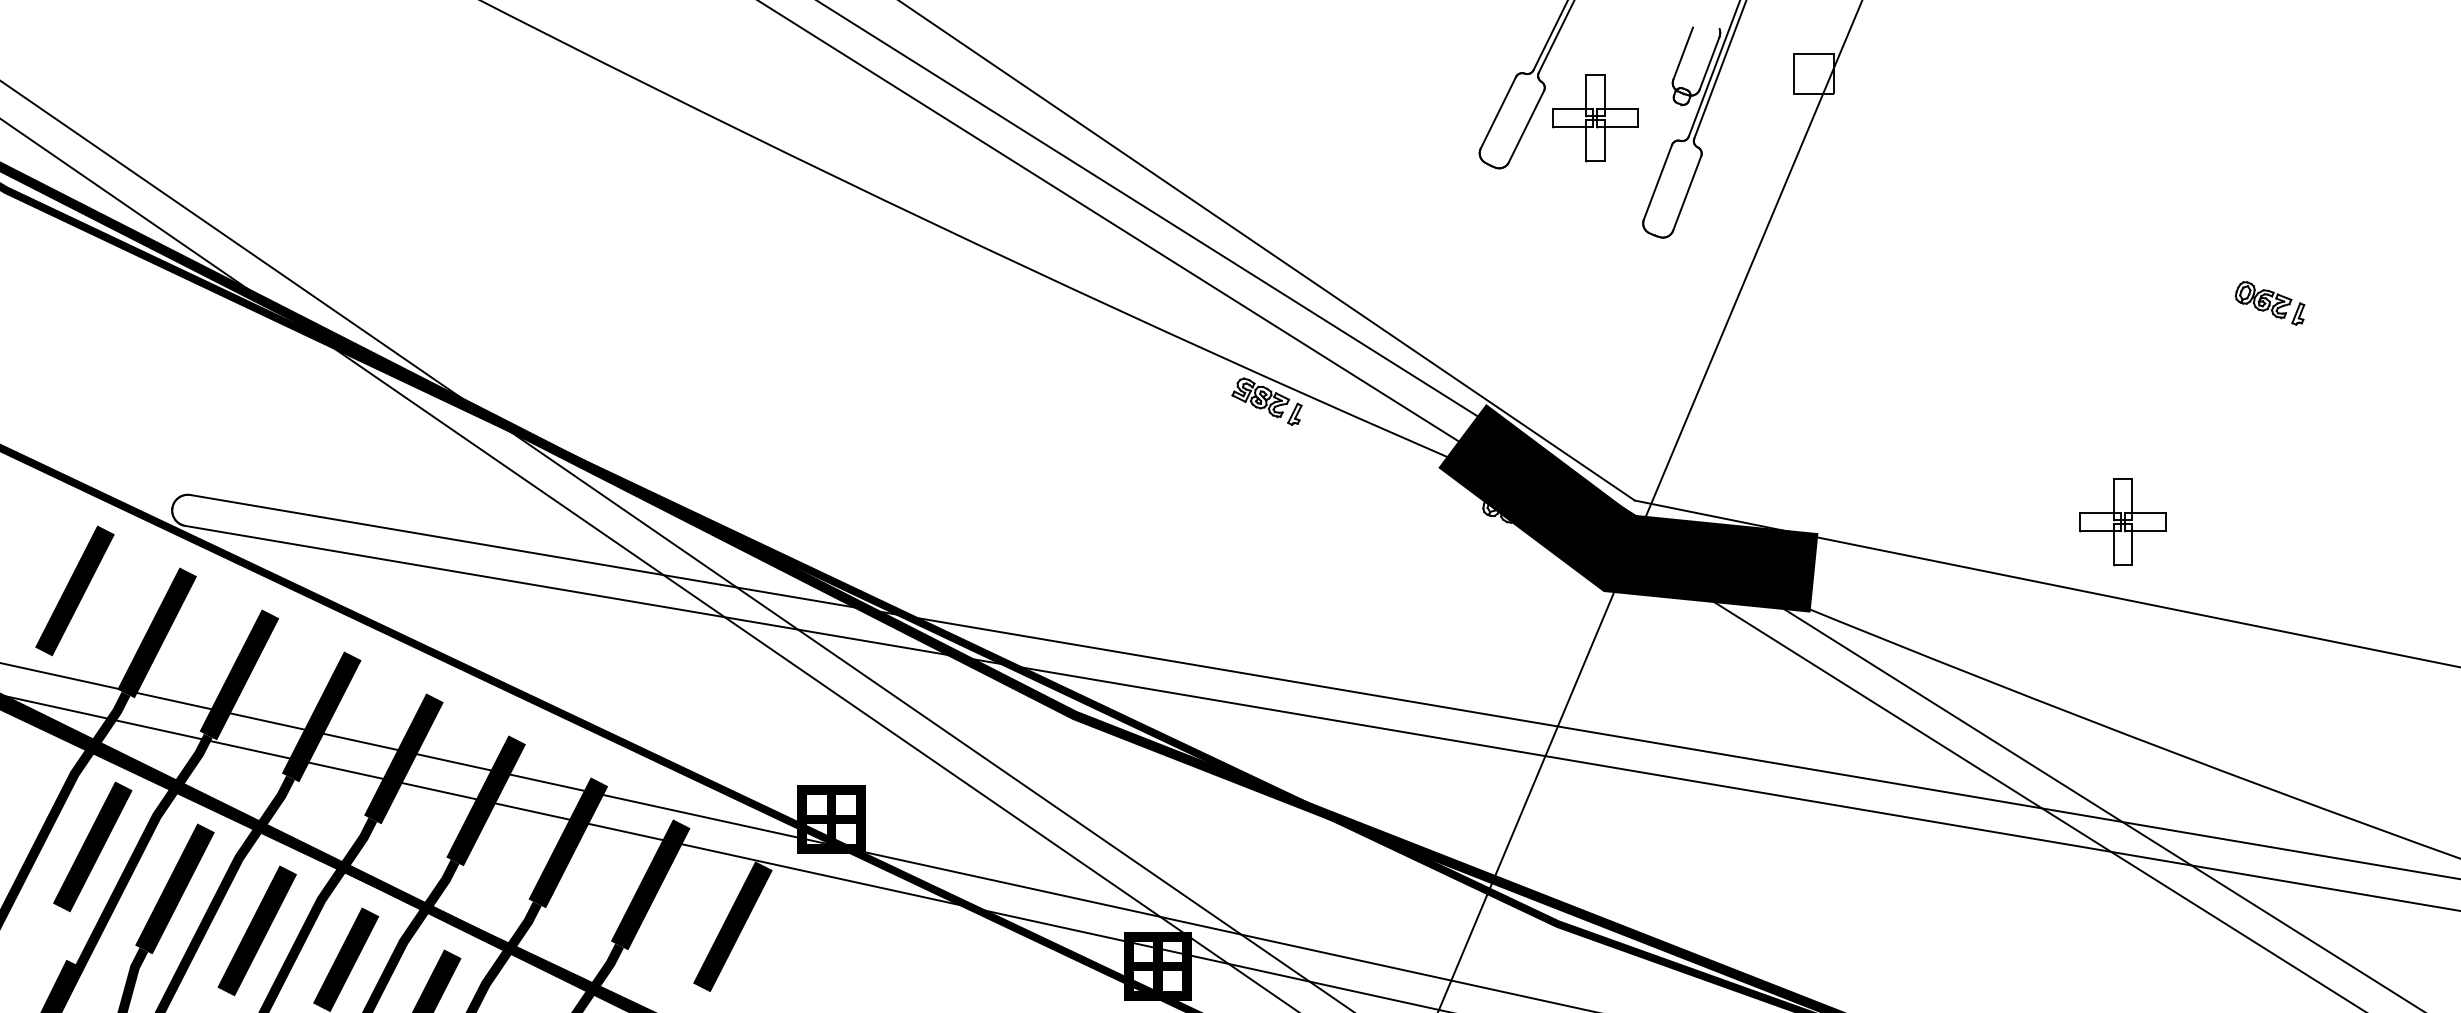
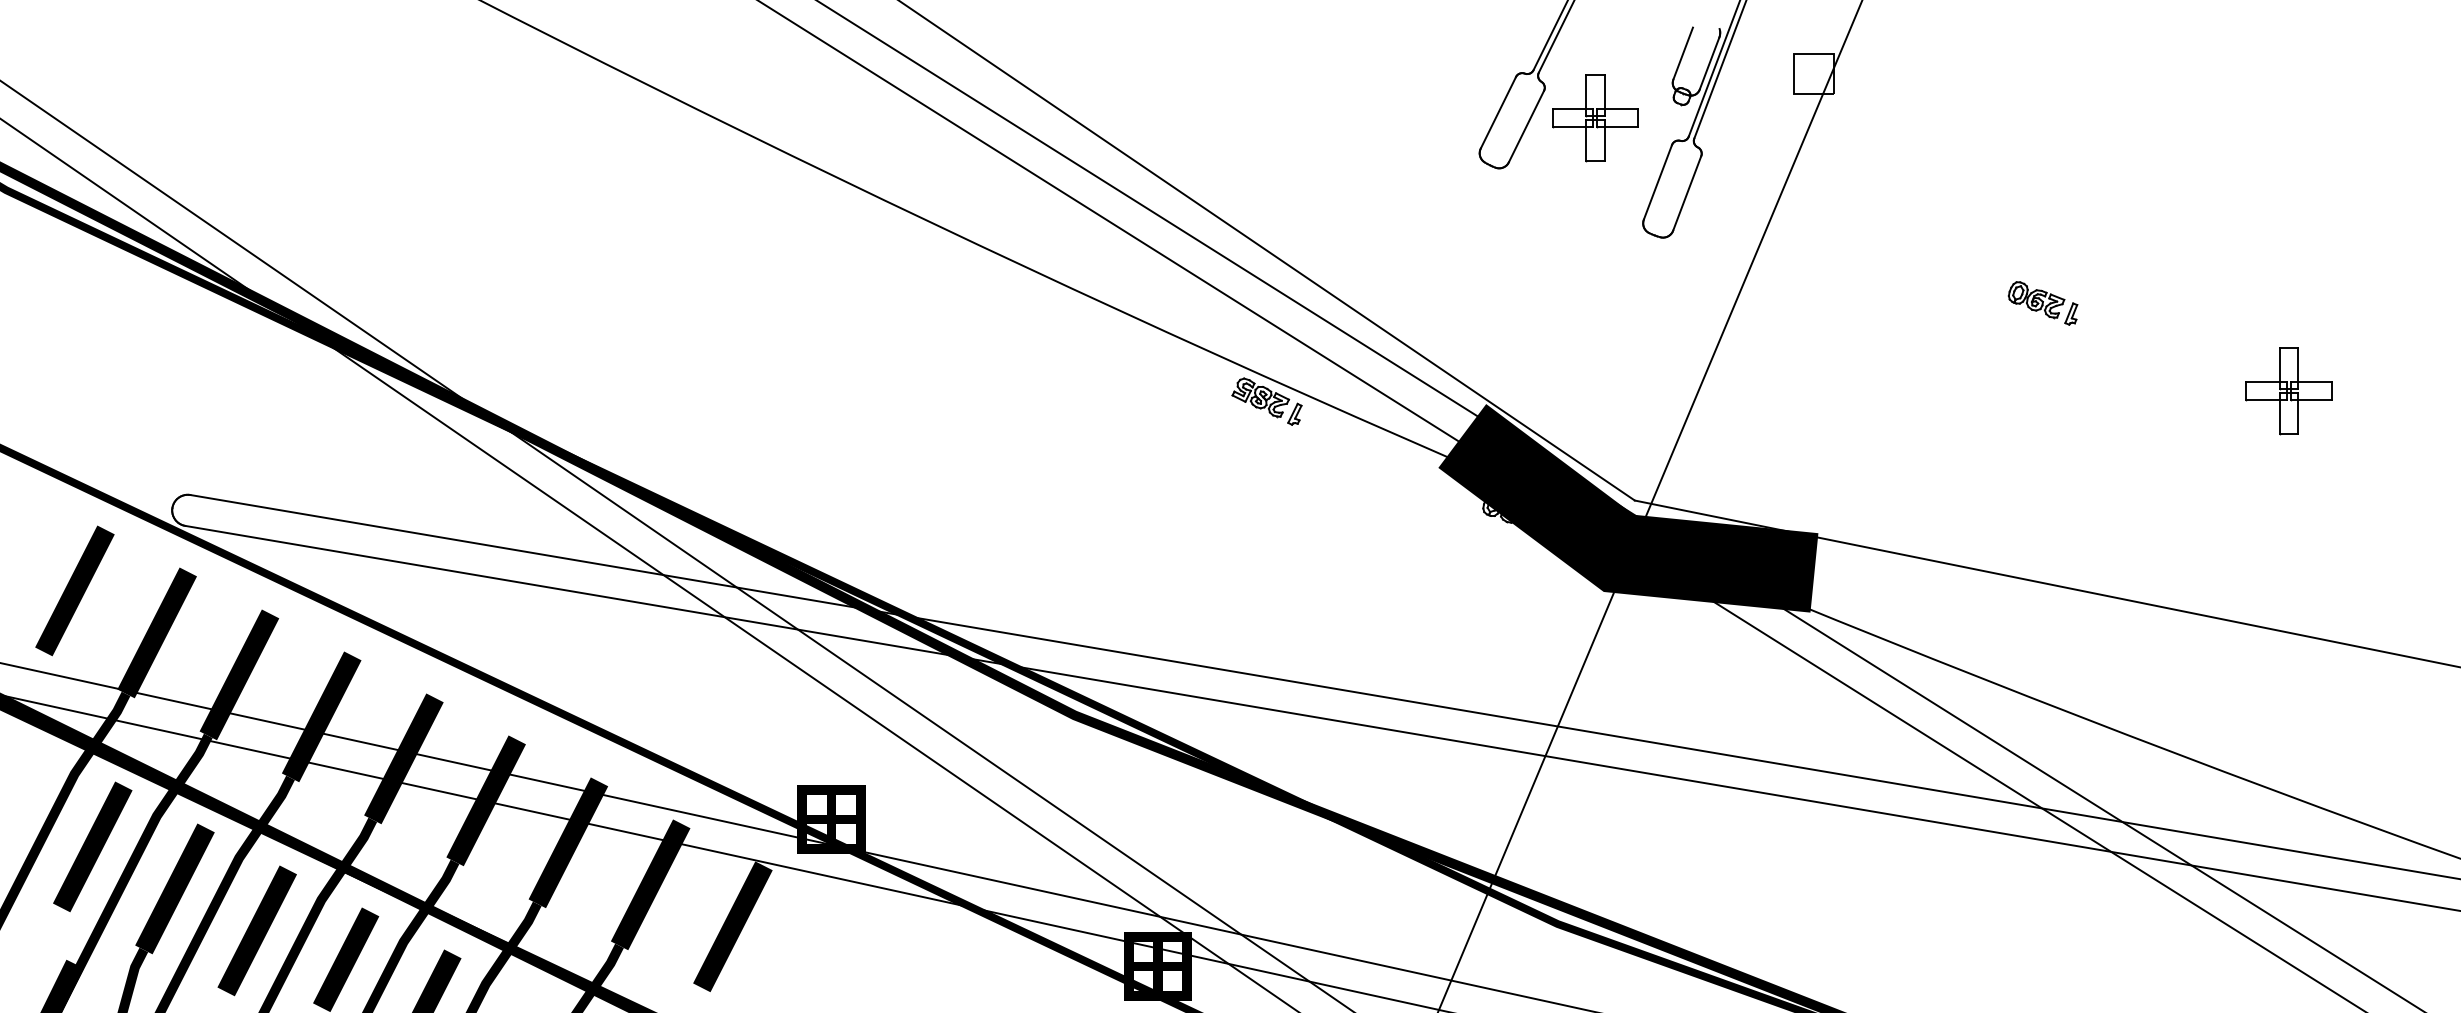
part position: (2269, 303) -> (2042, 303) (2042, 303)
part position: (2122, 522) -> (2288, 391) (2288, 391)
